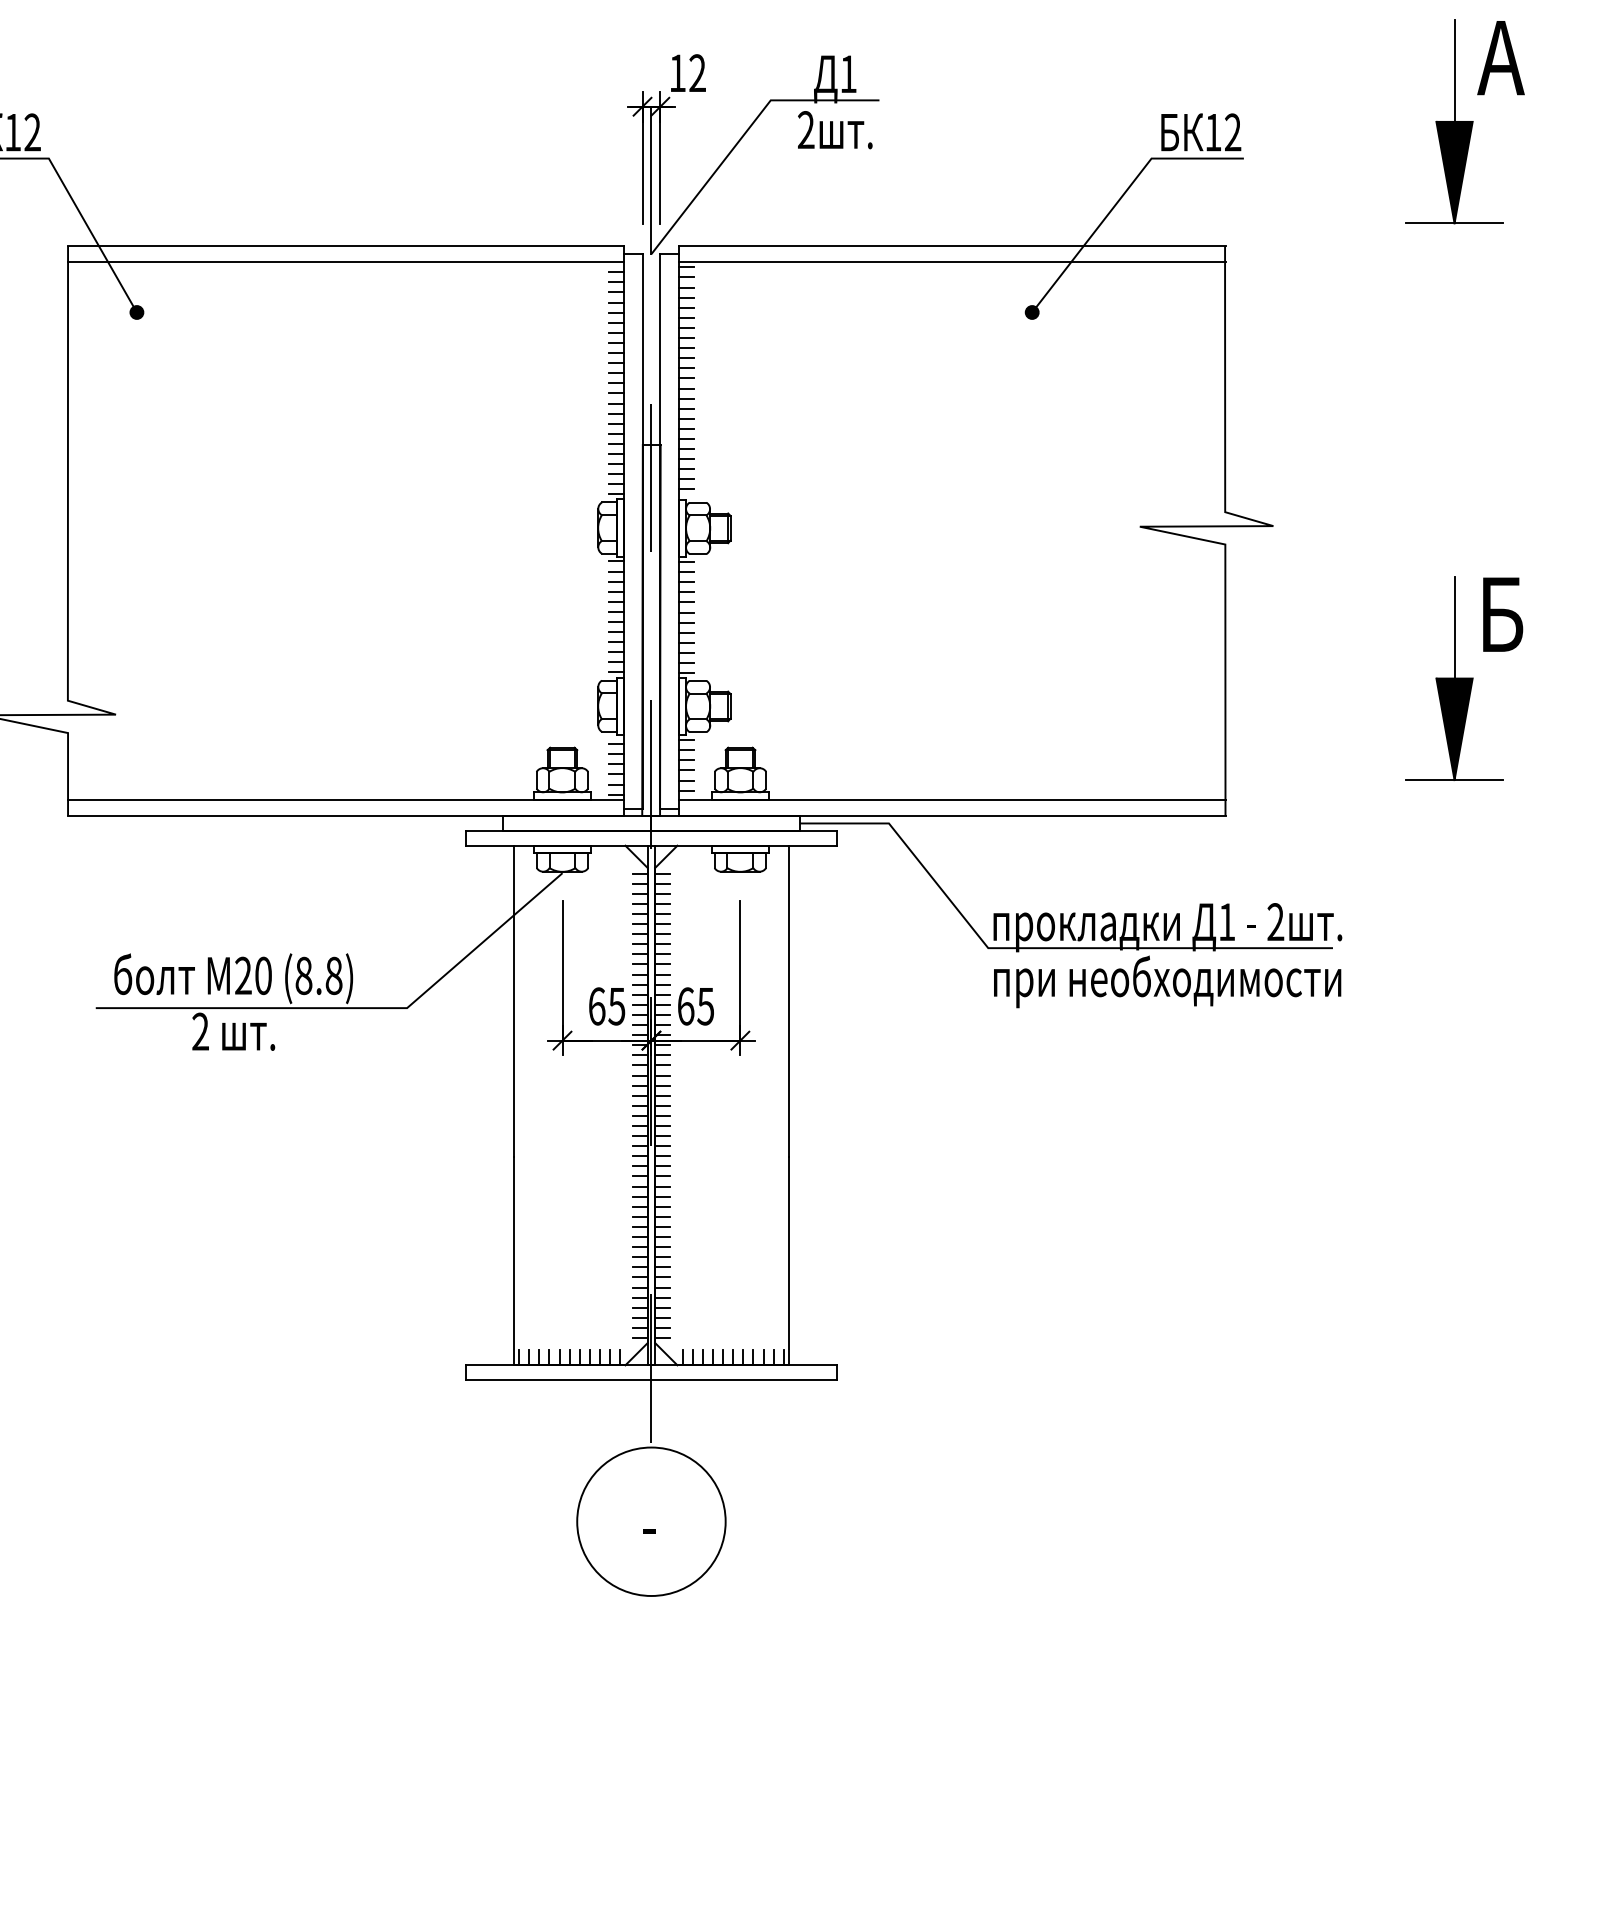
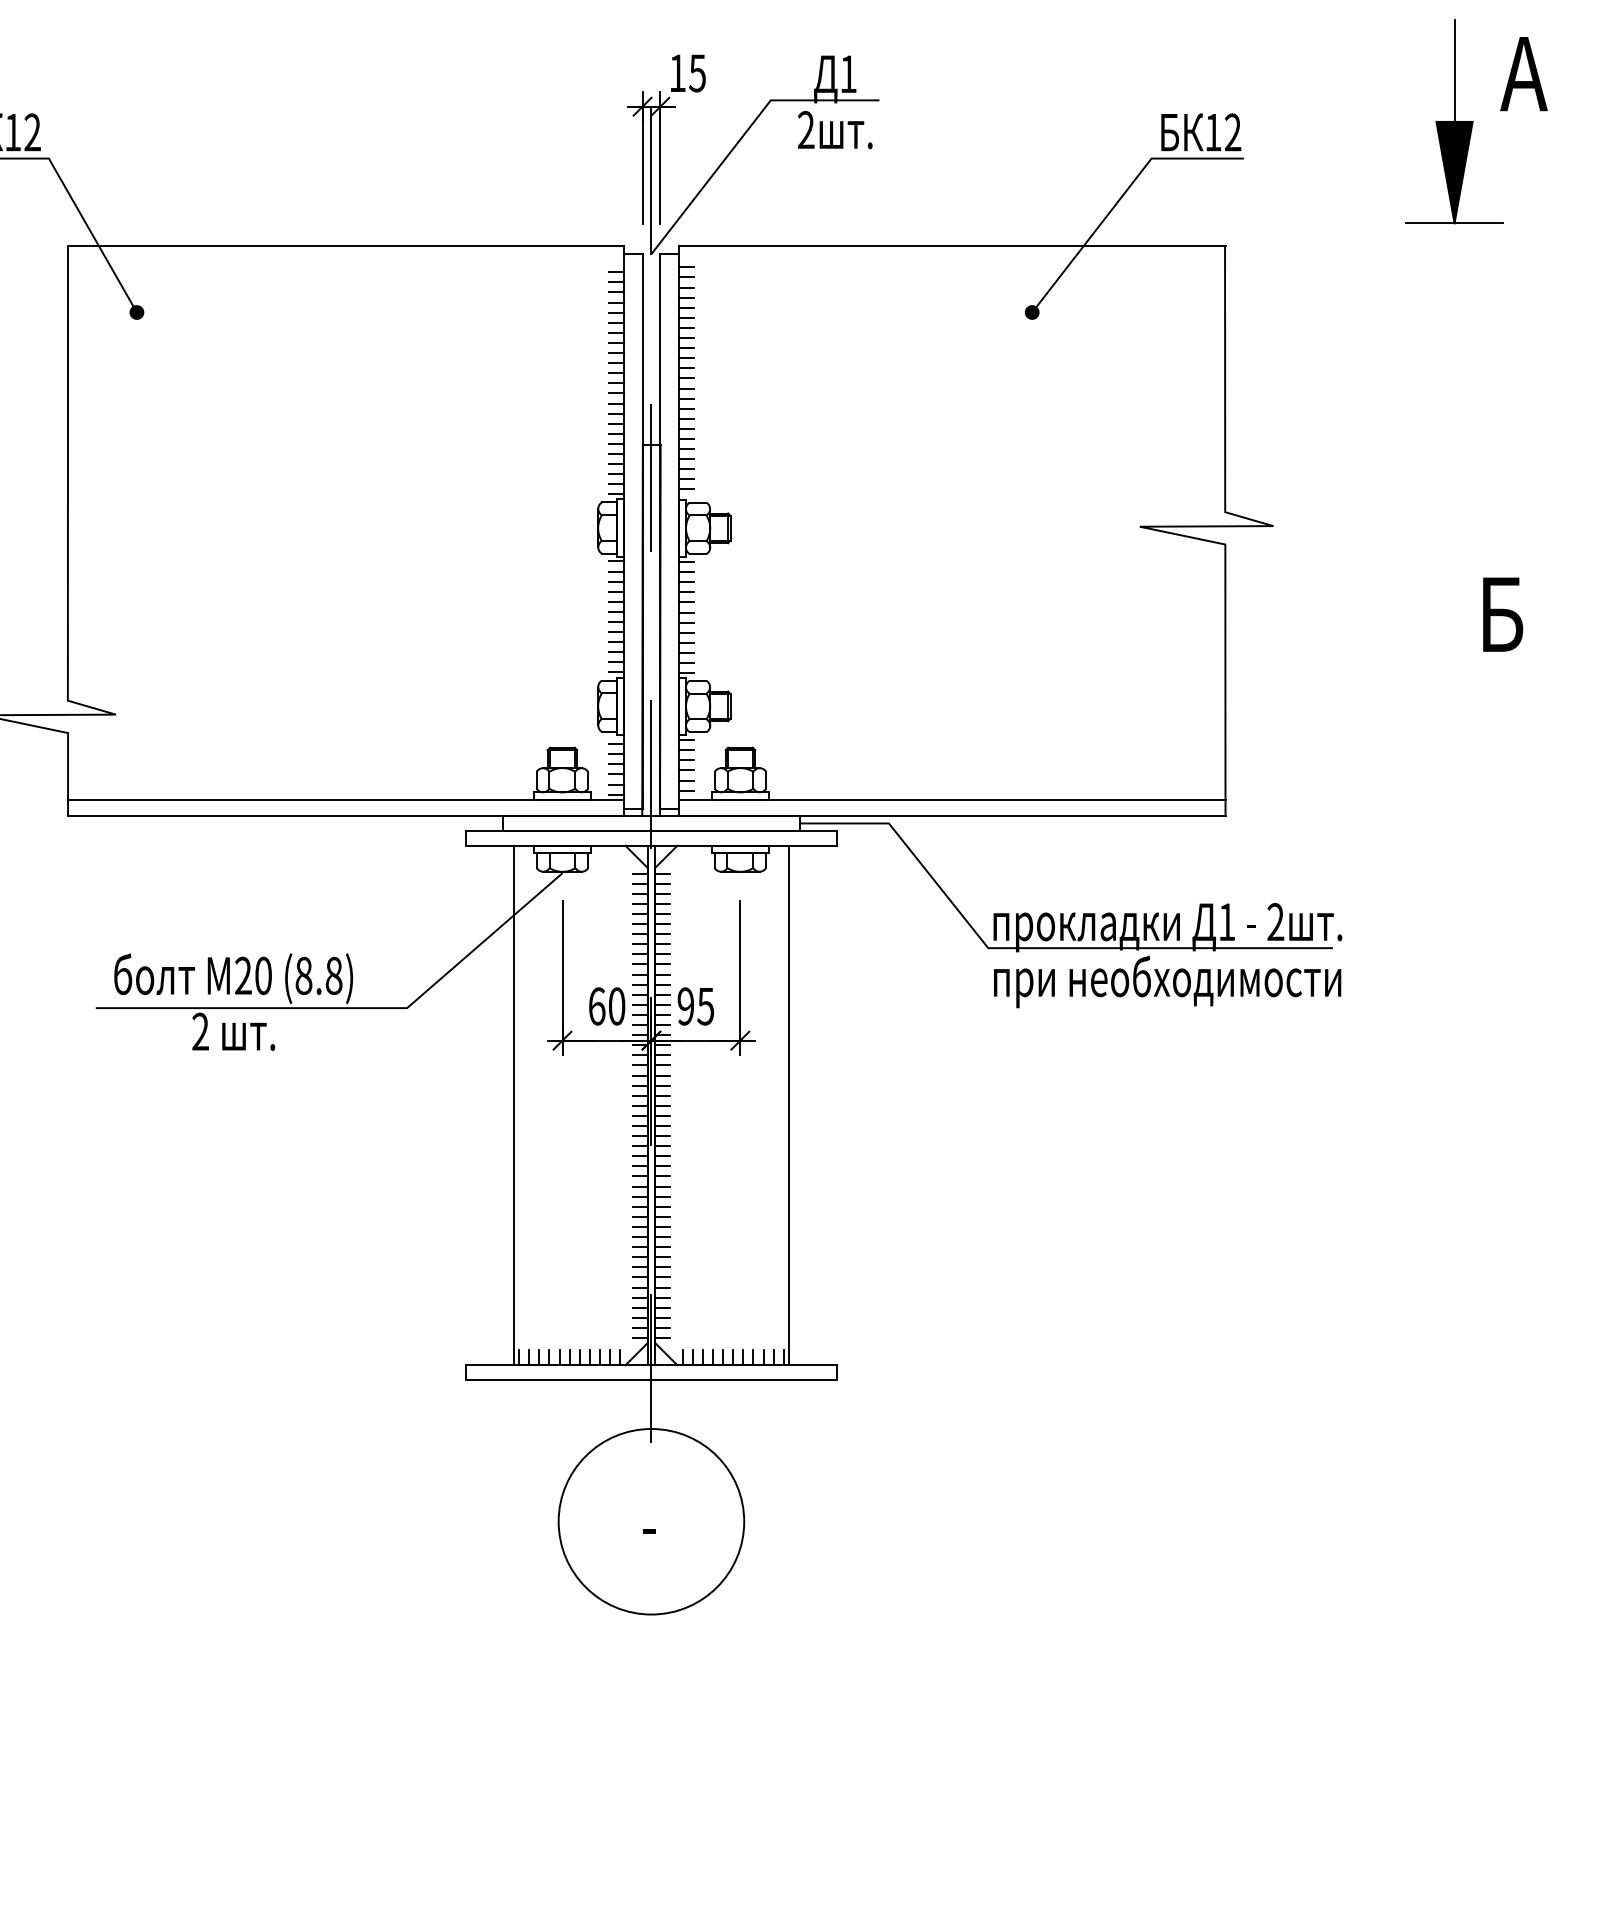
text position: (1500, 58) -> (1523, 74) (1523, 74)
text: 12 -> 15 (697, 73)
line: present -> none (346, 262)
line: present -> none (951, 262)
part: present -> none (1454, 678)
text: 65 -> 60 (616, 1006)
text: 65 -> 95 (685, 1006)
circle diameter: 148 px -> 186 px (651, 1521)
